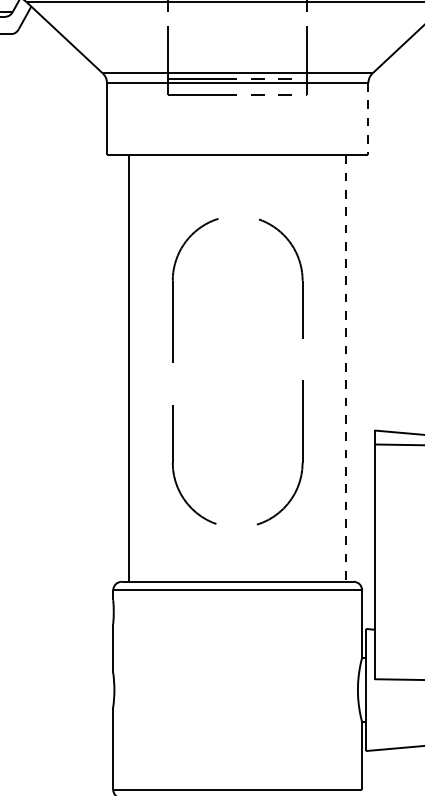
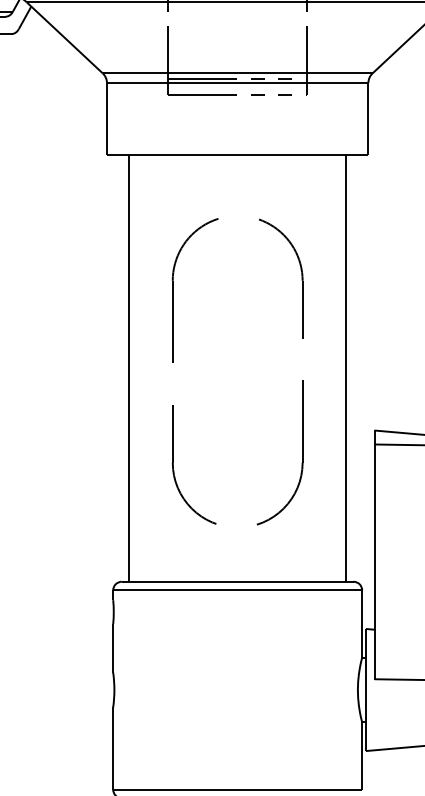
line: dashed -> solid (368, 119)
line: dashed -> solid (345, 369)
